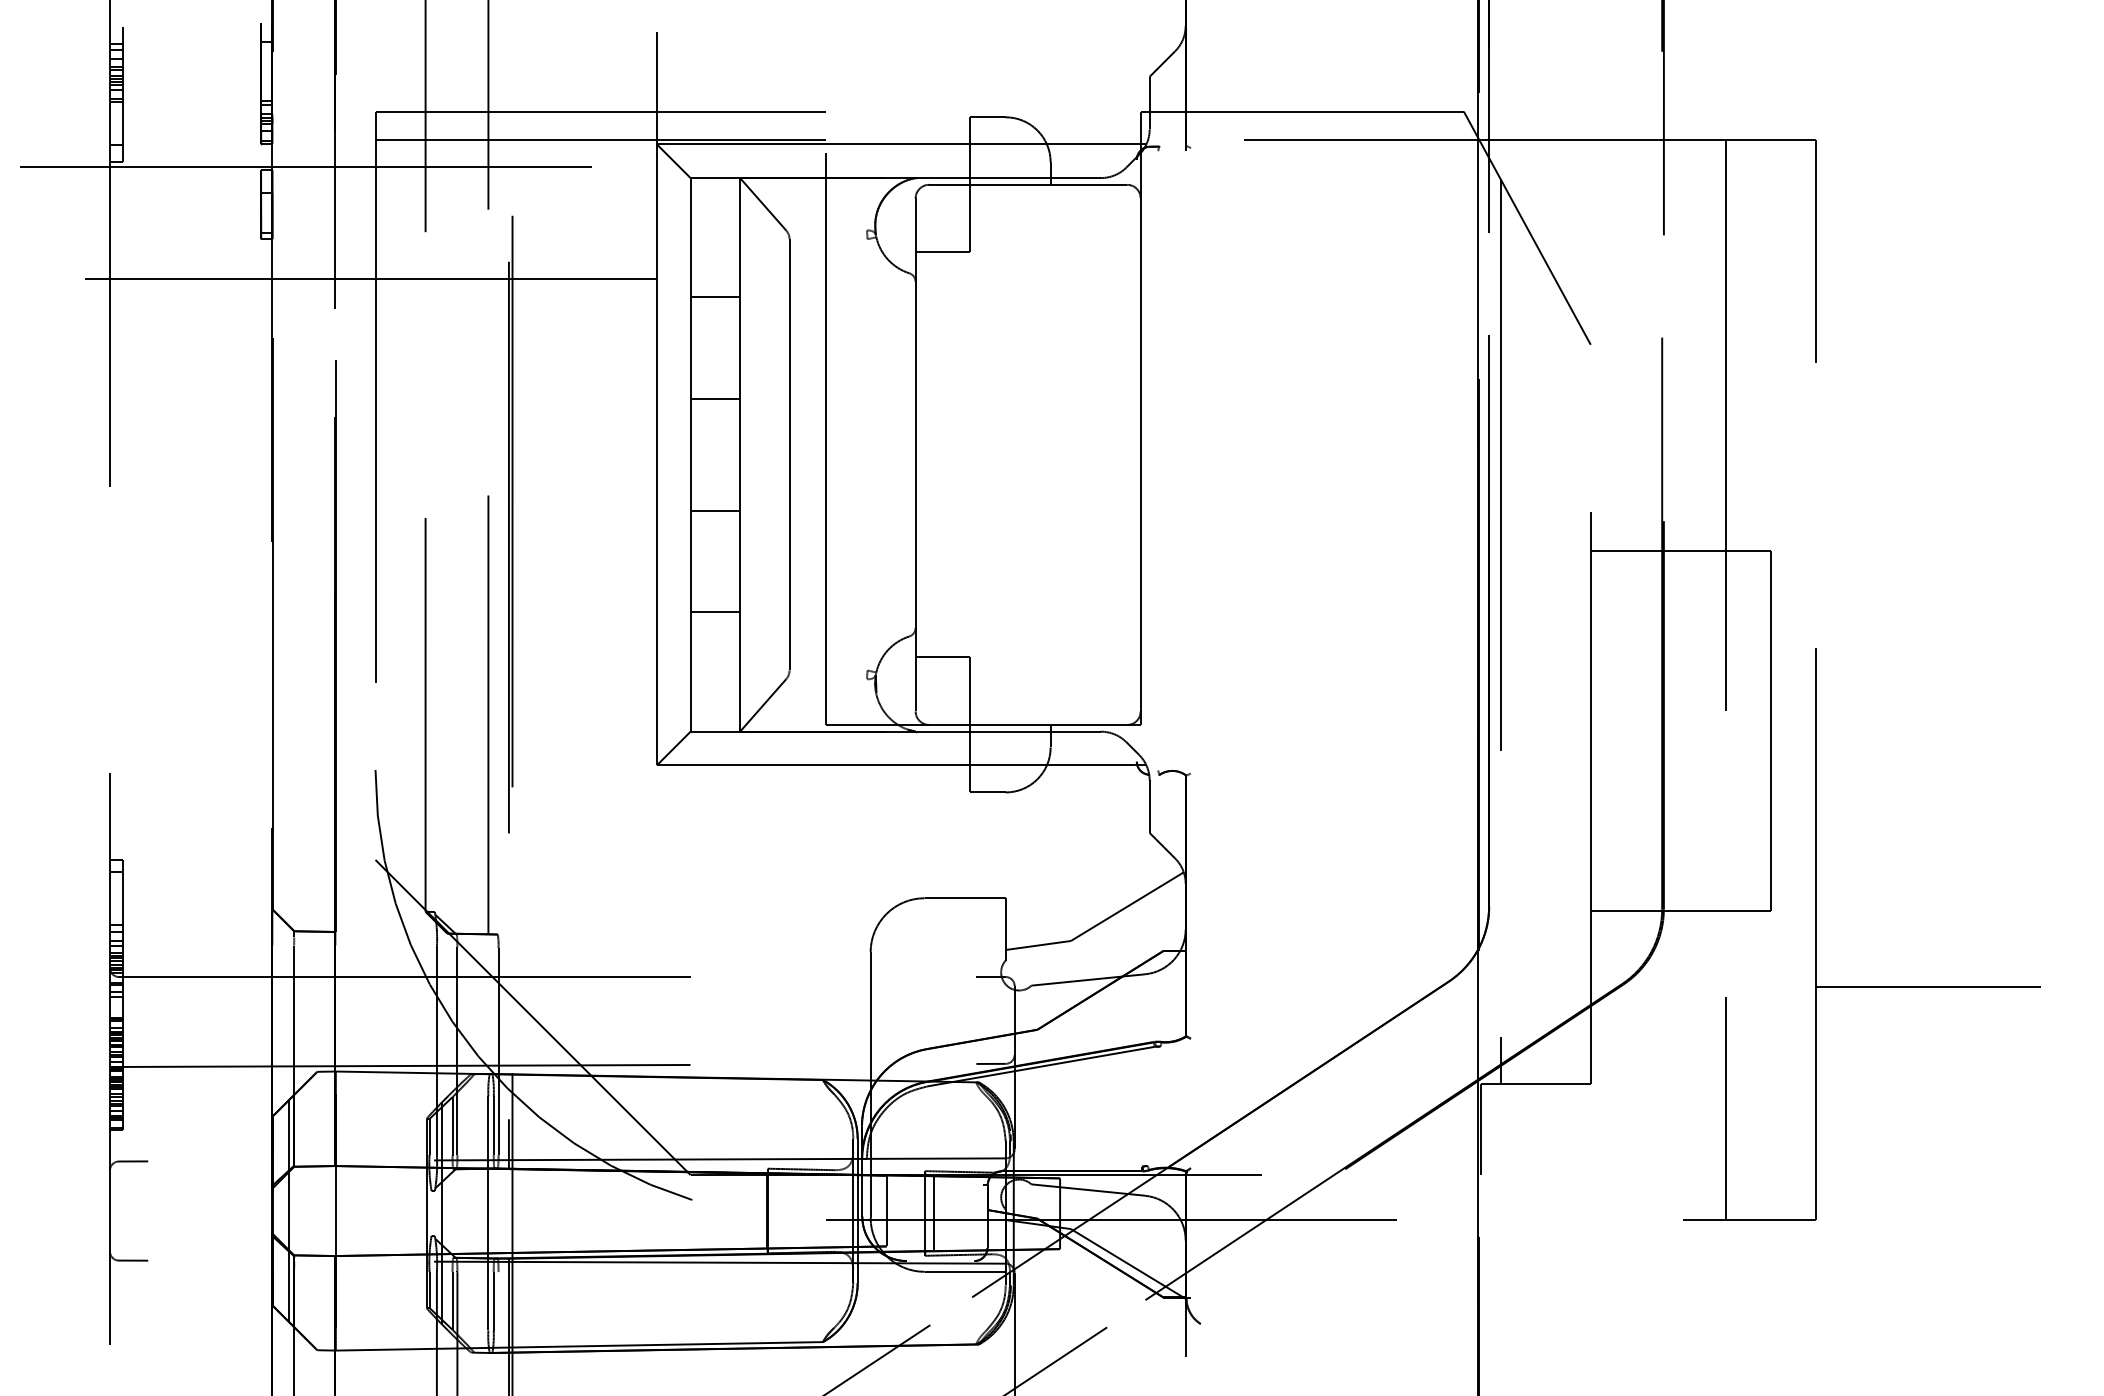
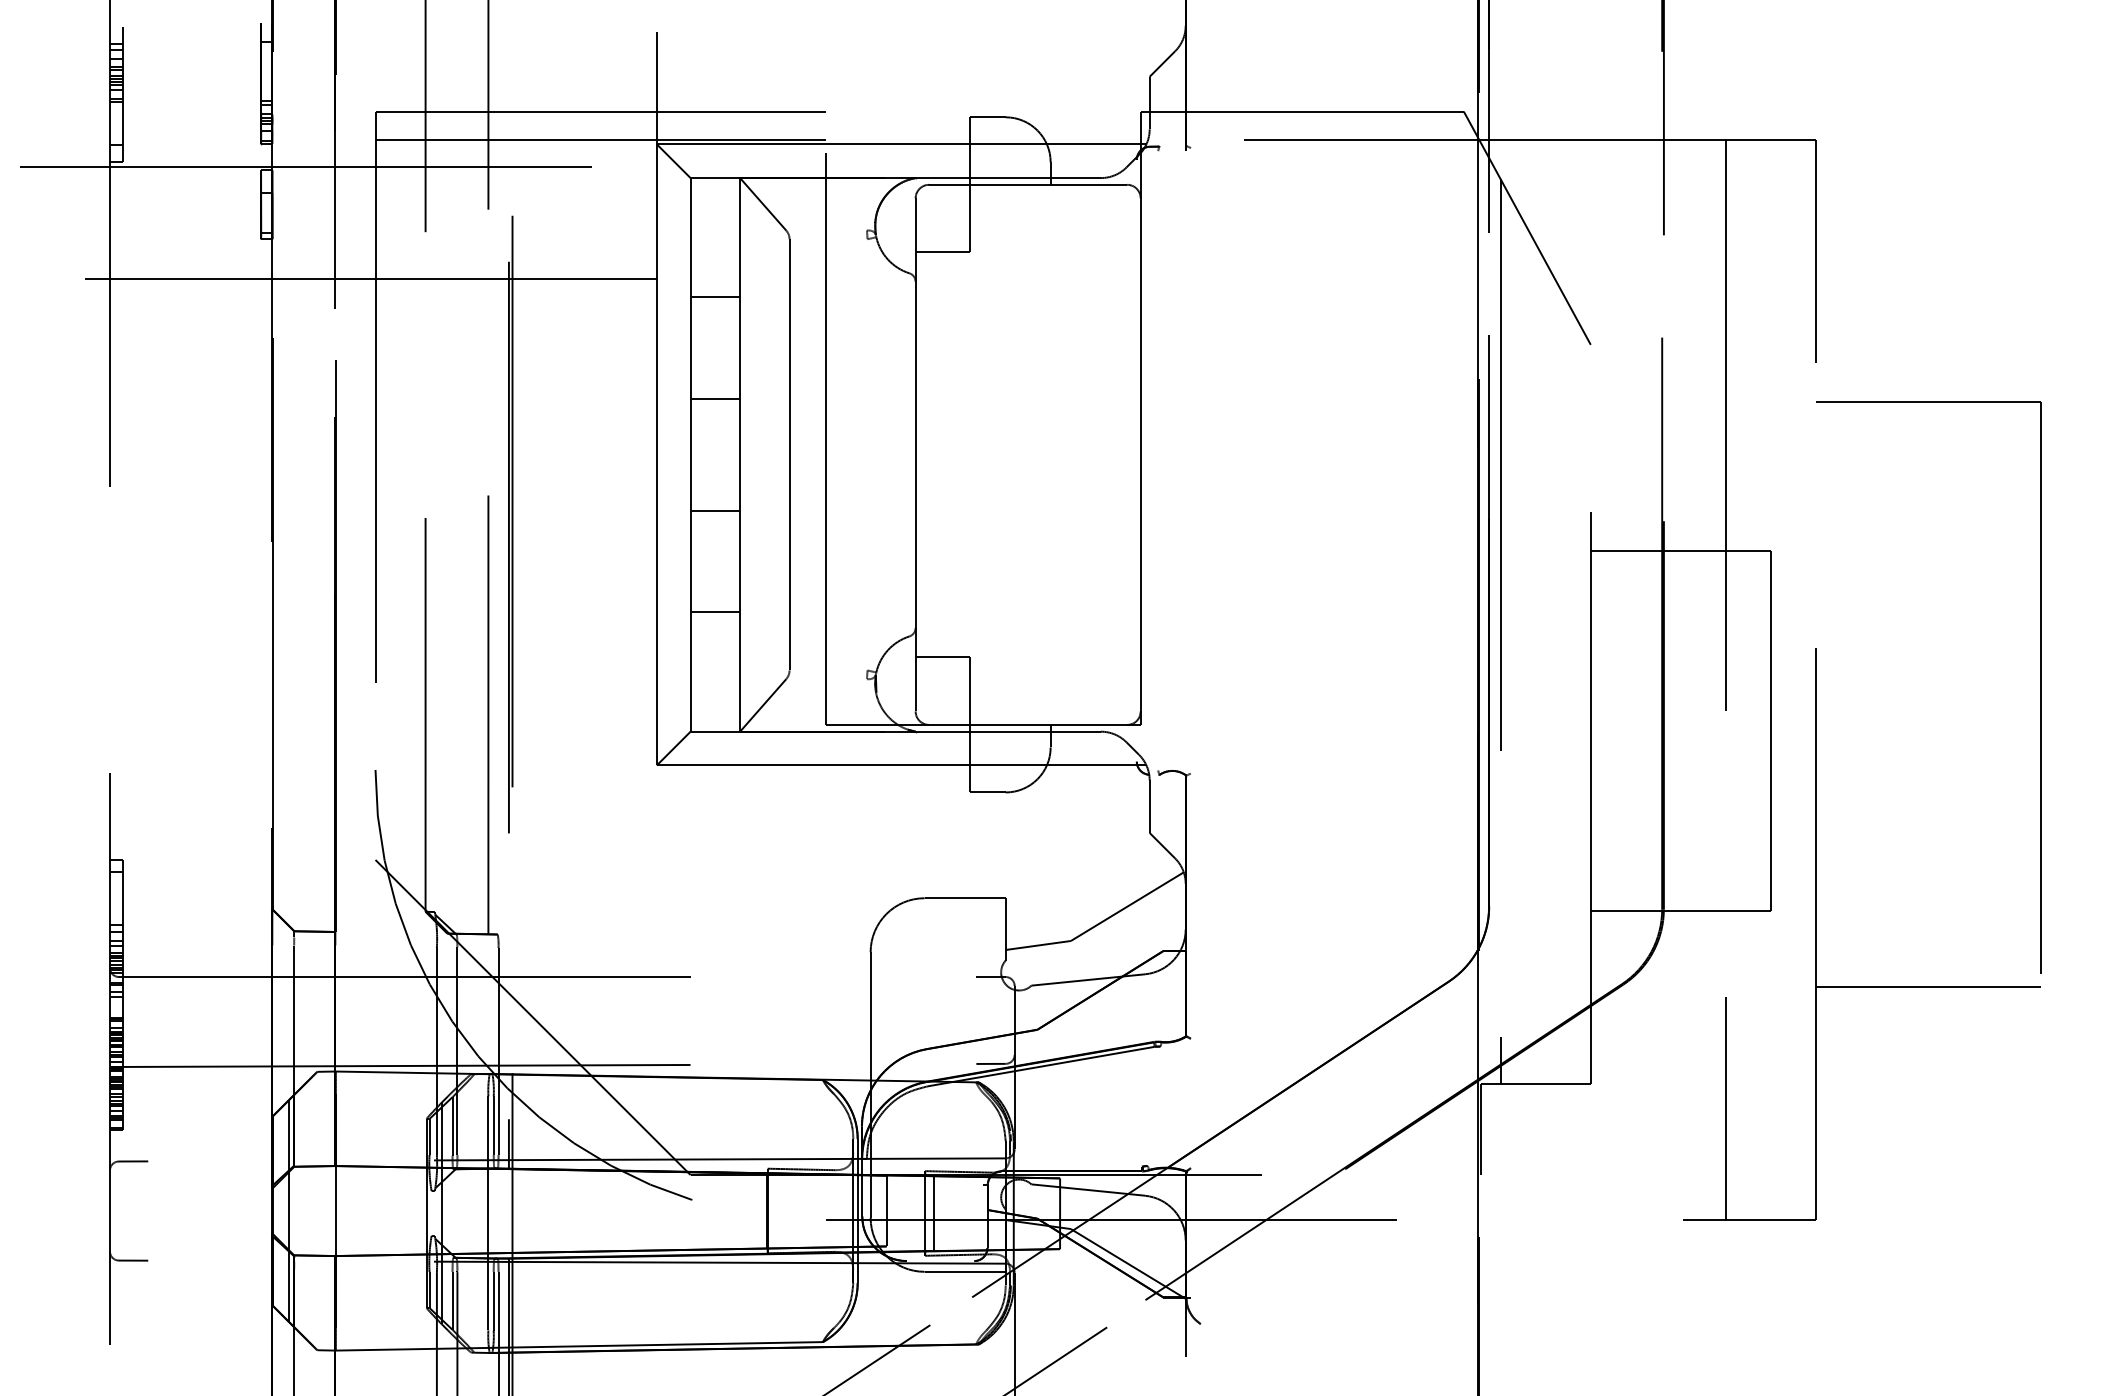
part: none -> present (2040, 687)
line: none -> present (498, 1332)
